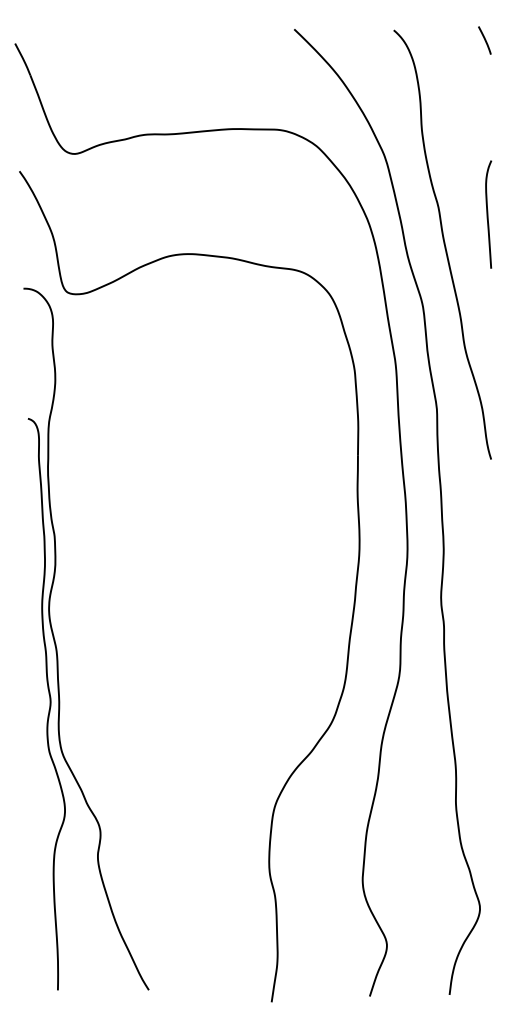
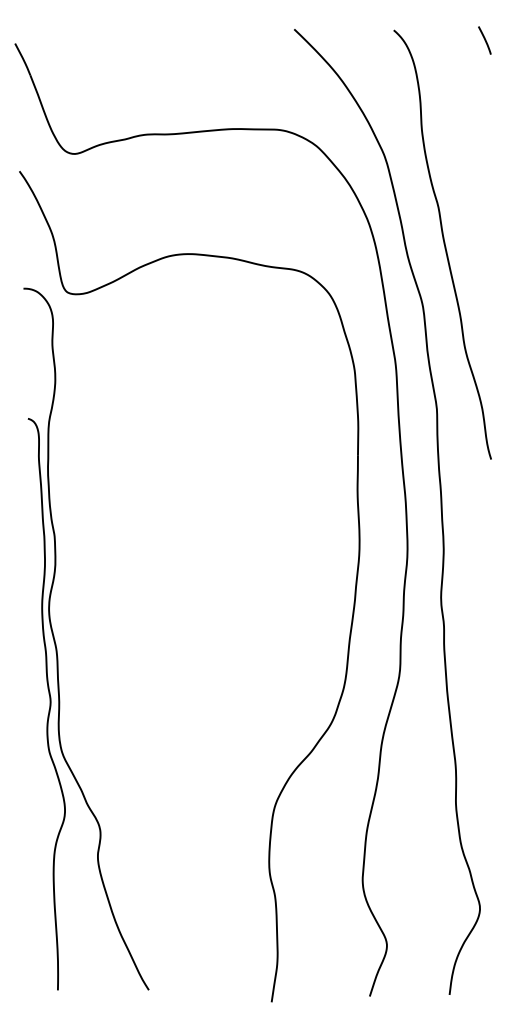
curve: present -> none (488, 214)
